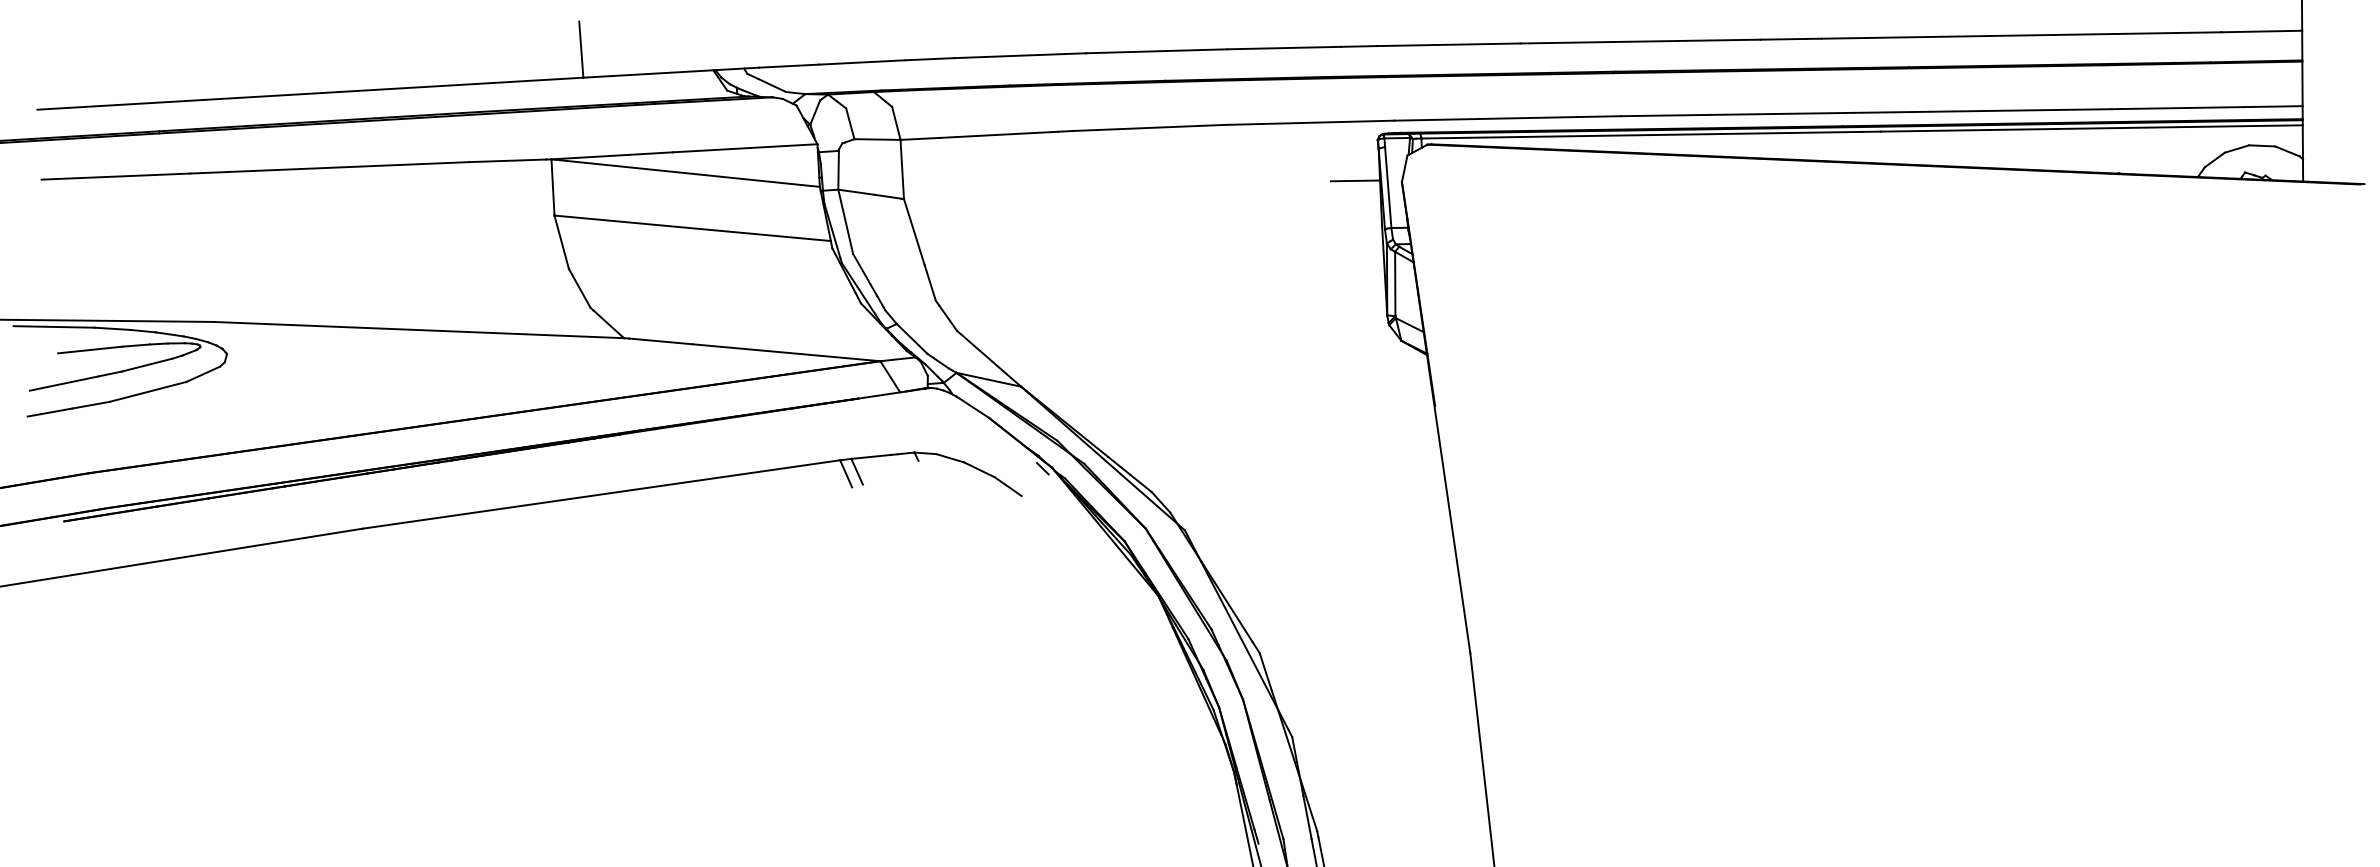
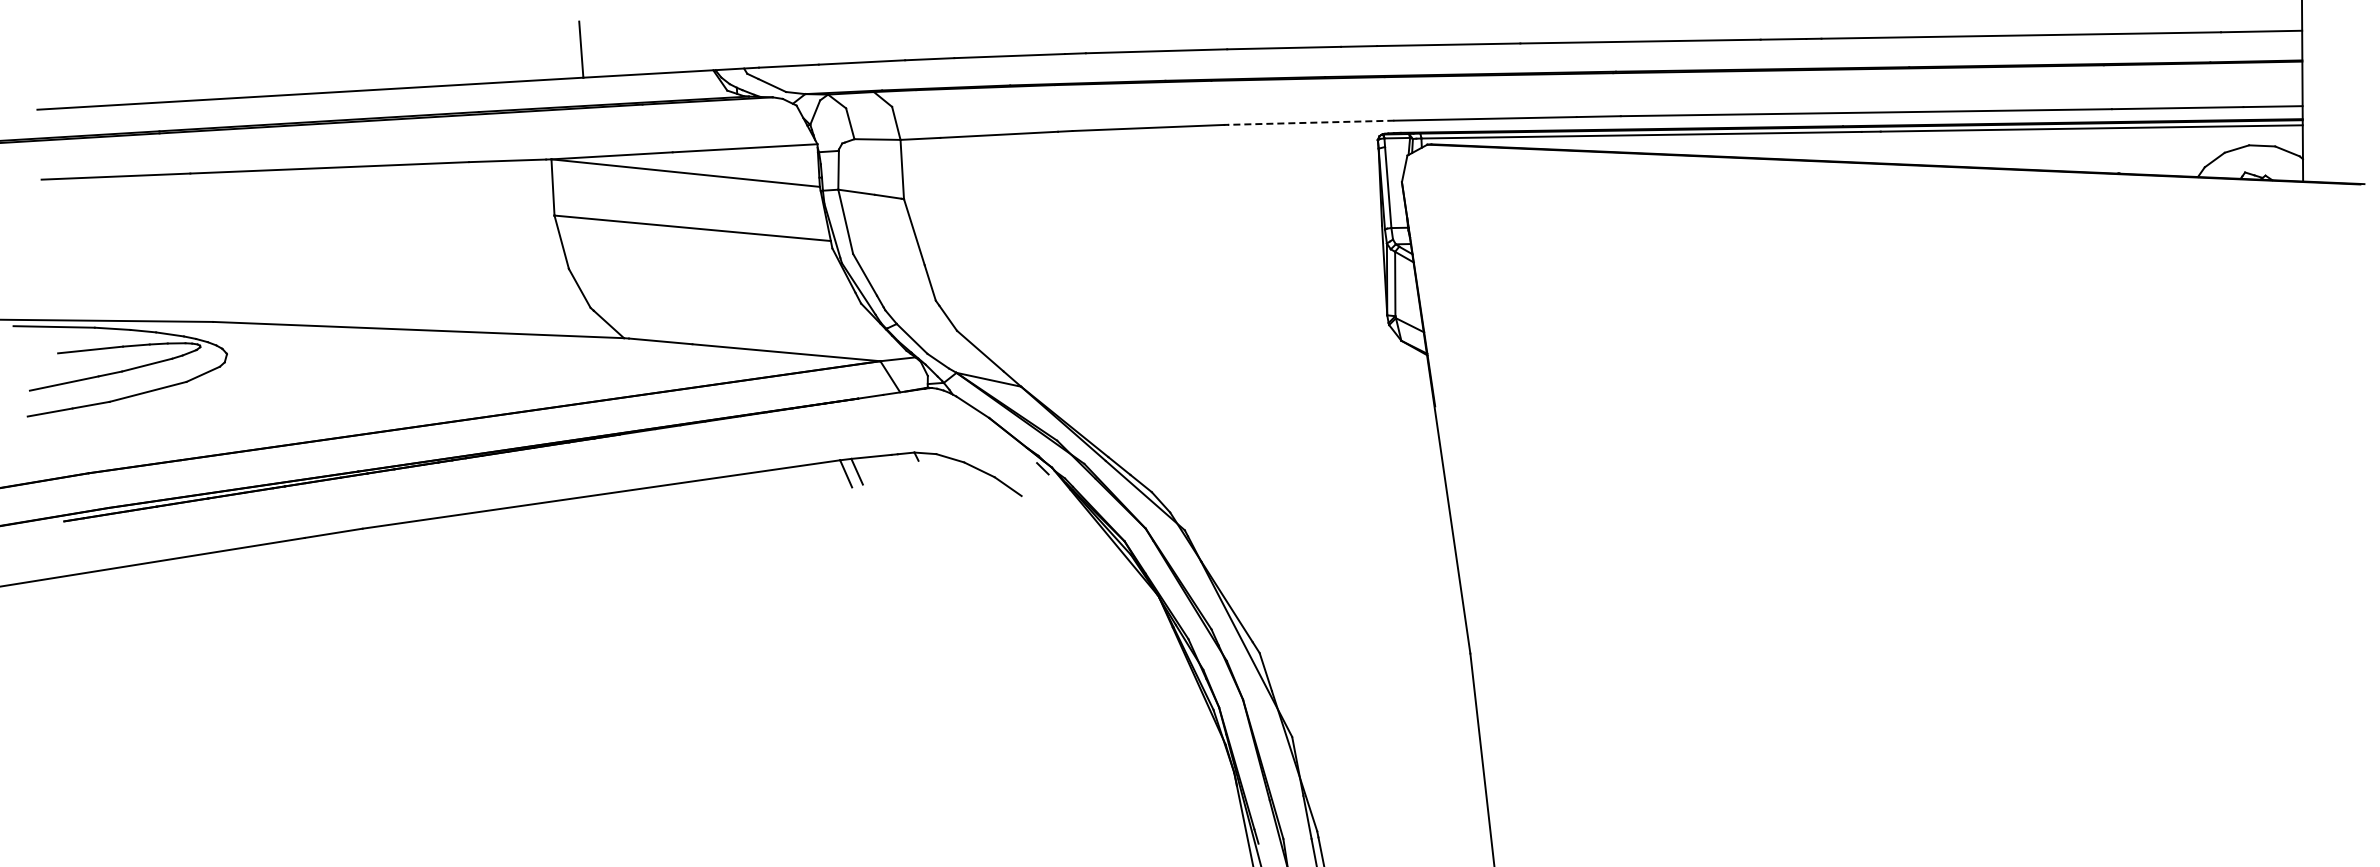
line: solid -> dashed (1310, 122)
line: present -> none (1355, 180)
